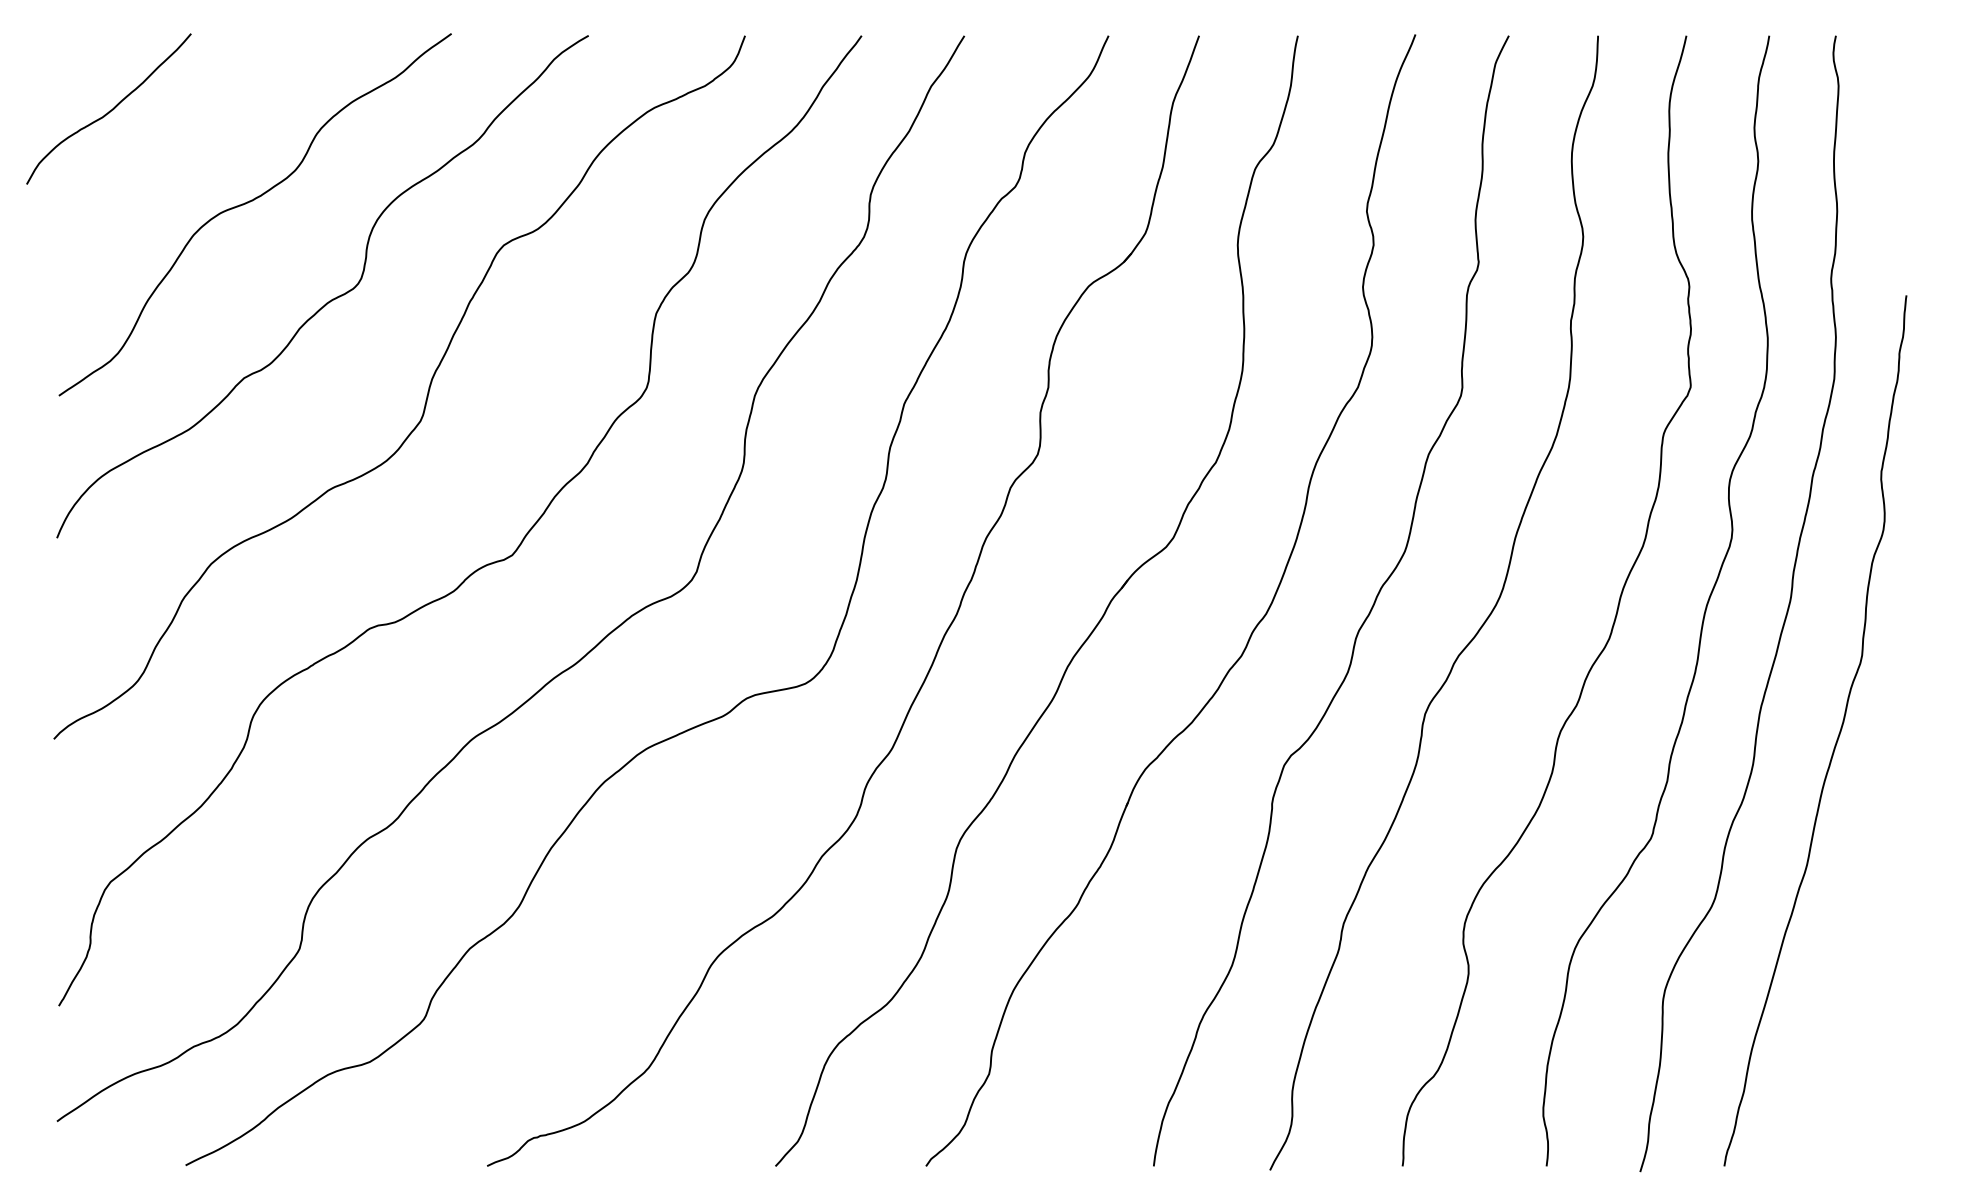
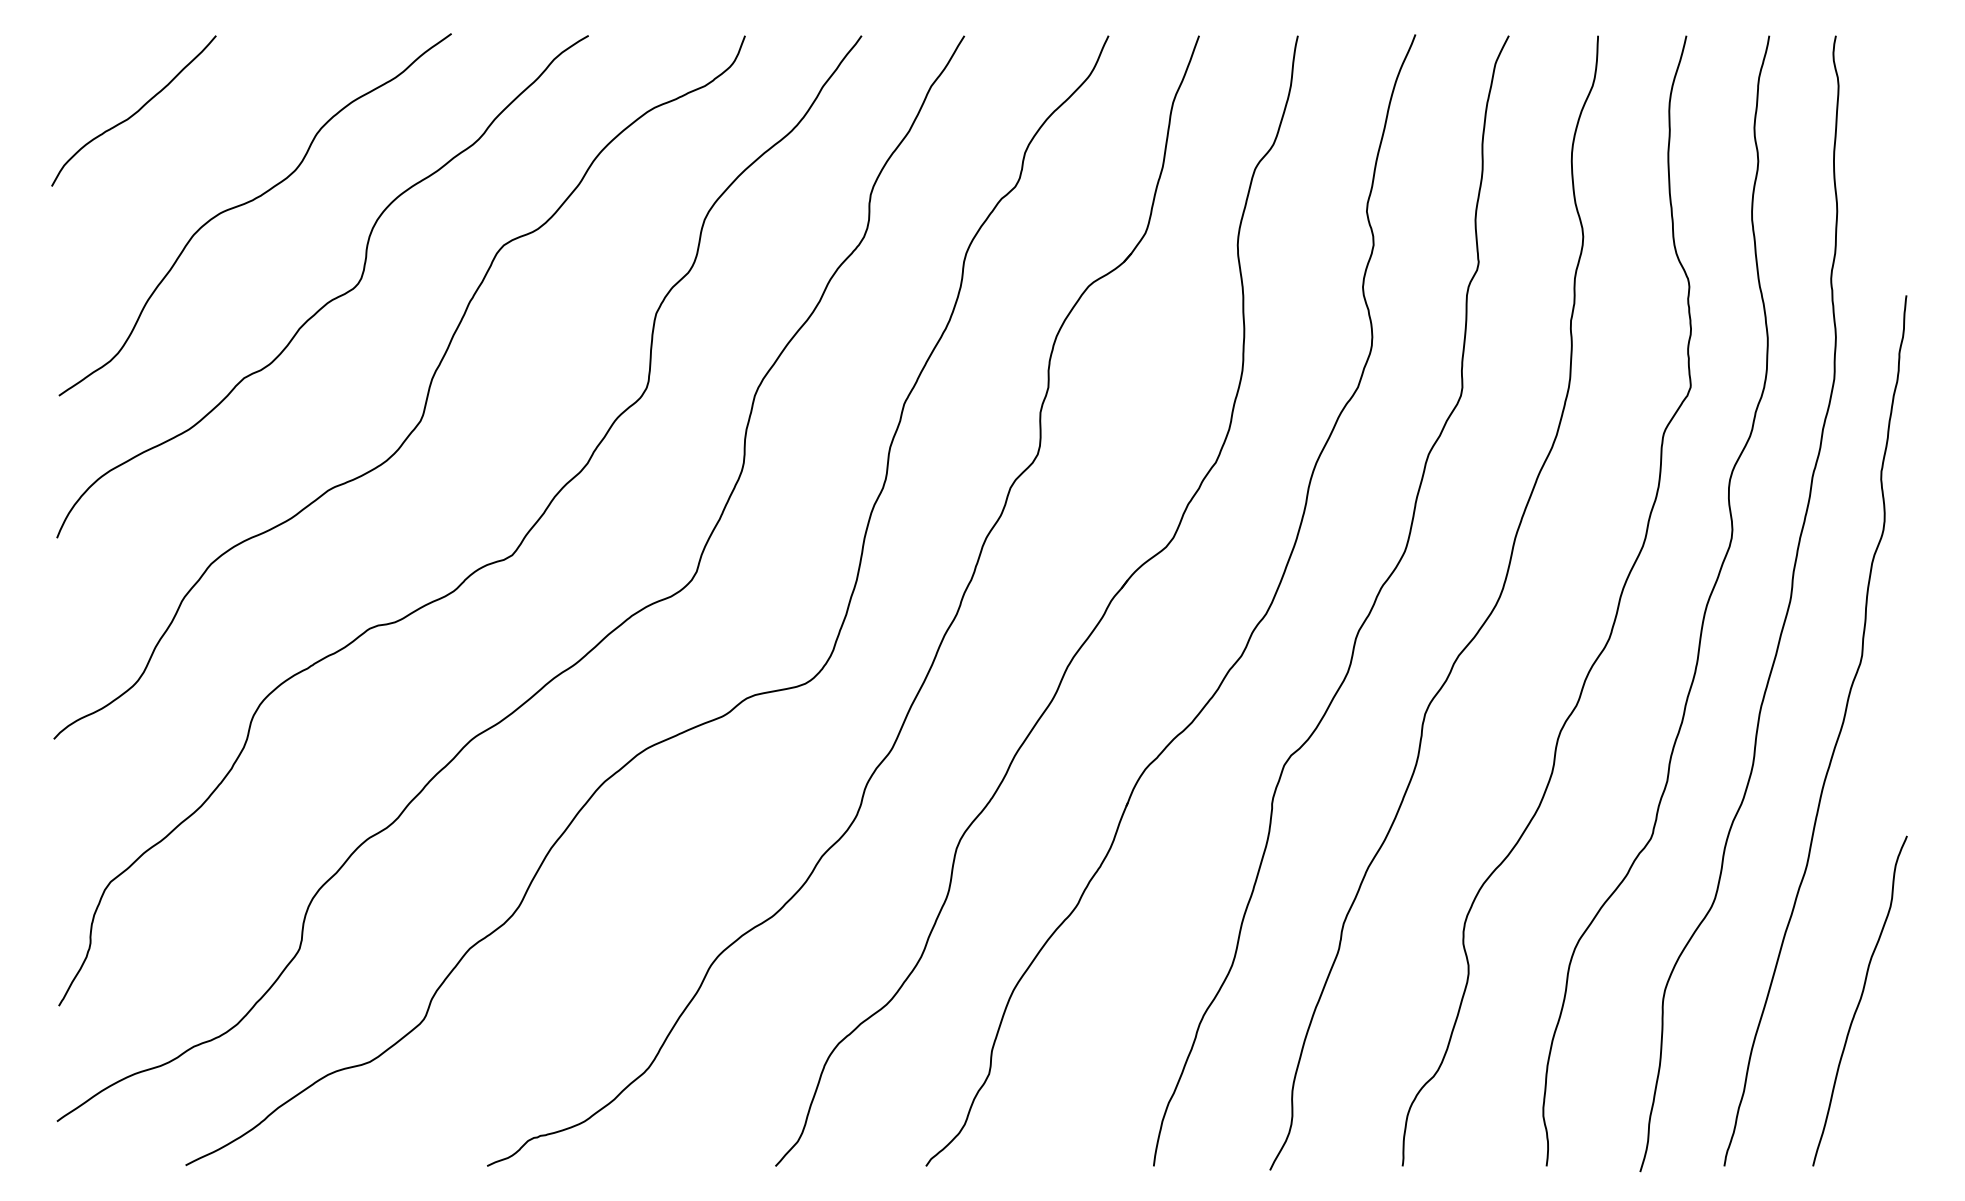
curve position: (109, 110) -> (134, 112) (134, 112)
curve: none -> present (1859, 1000)
